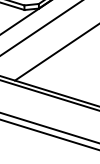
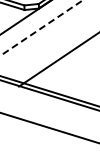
line: solid -> dashed (41, 28)
line position: (55, 52) -> (57, 60) (57, 60)
line: present -> none (49, 134)
